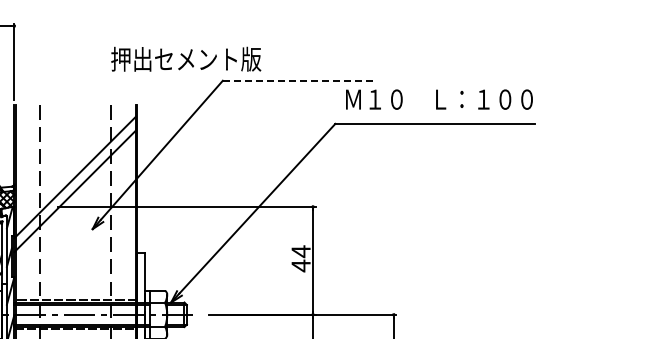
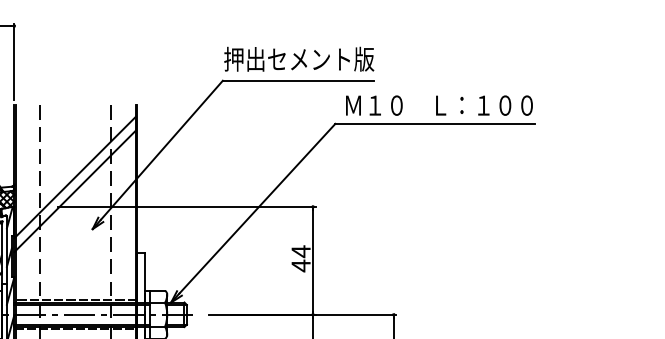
text position: (186, 58) -> (299, 58) (299, 58)
line: dashed -> solid (298, 80)
text position: (439, 99) -> (439, 105) (439, 105)
